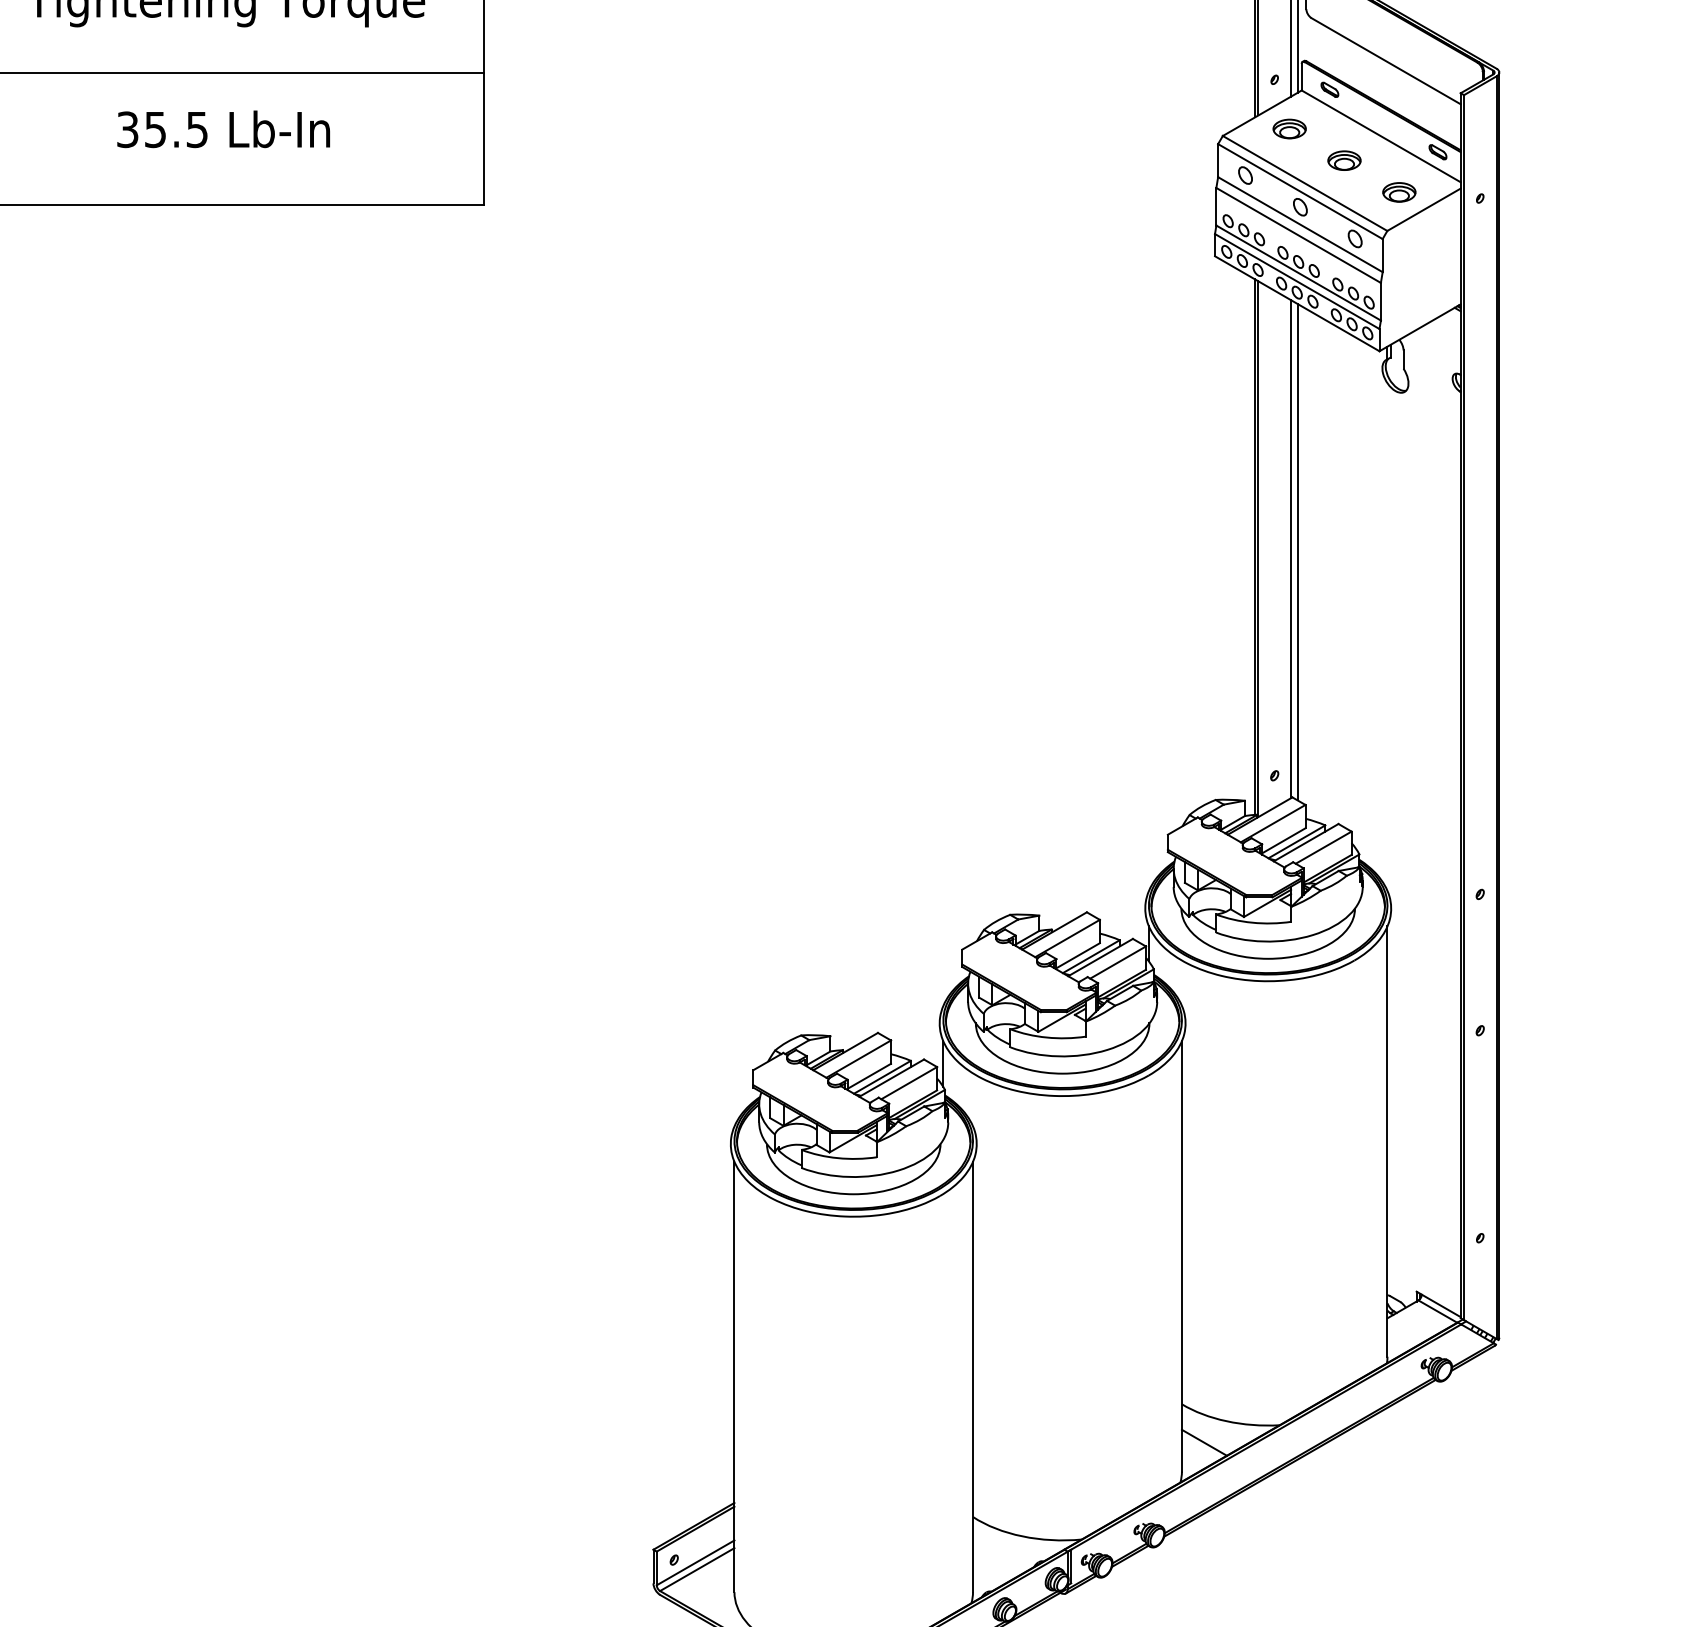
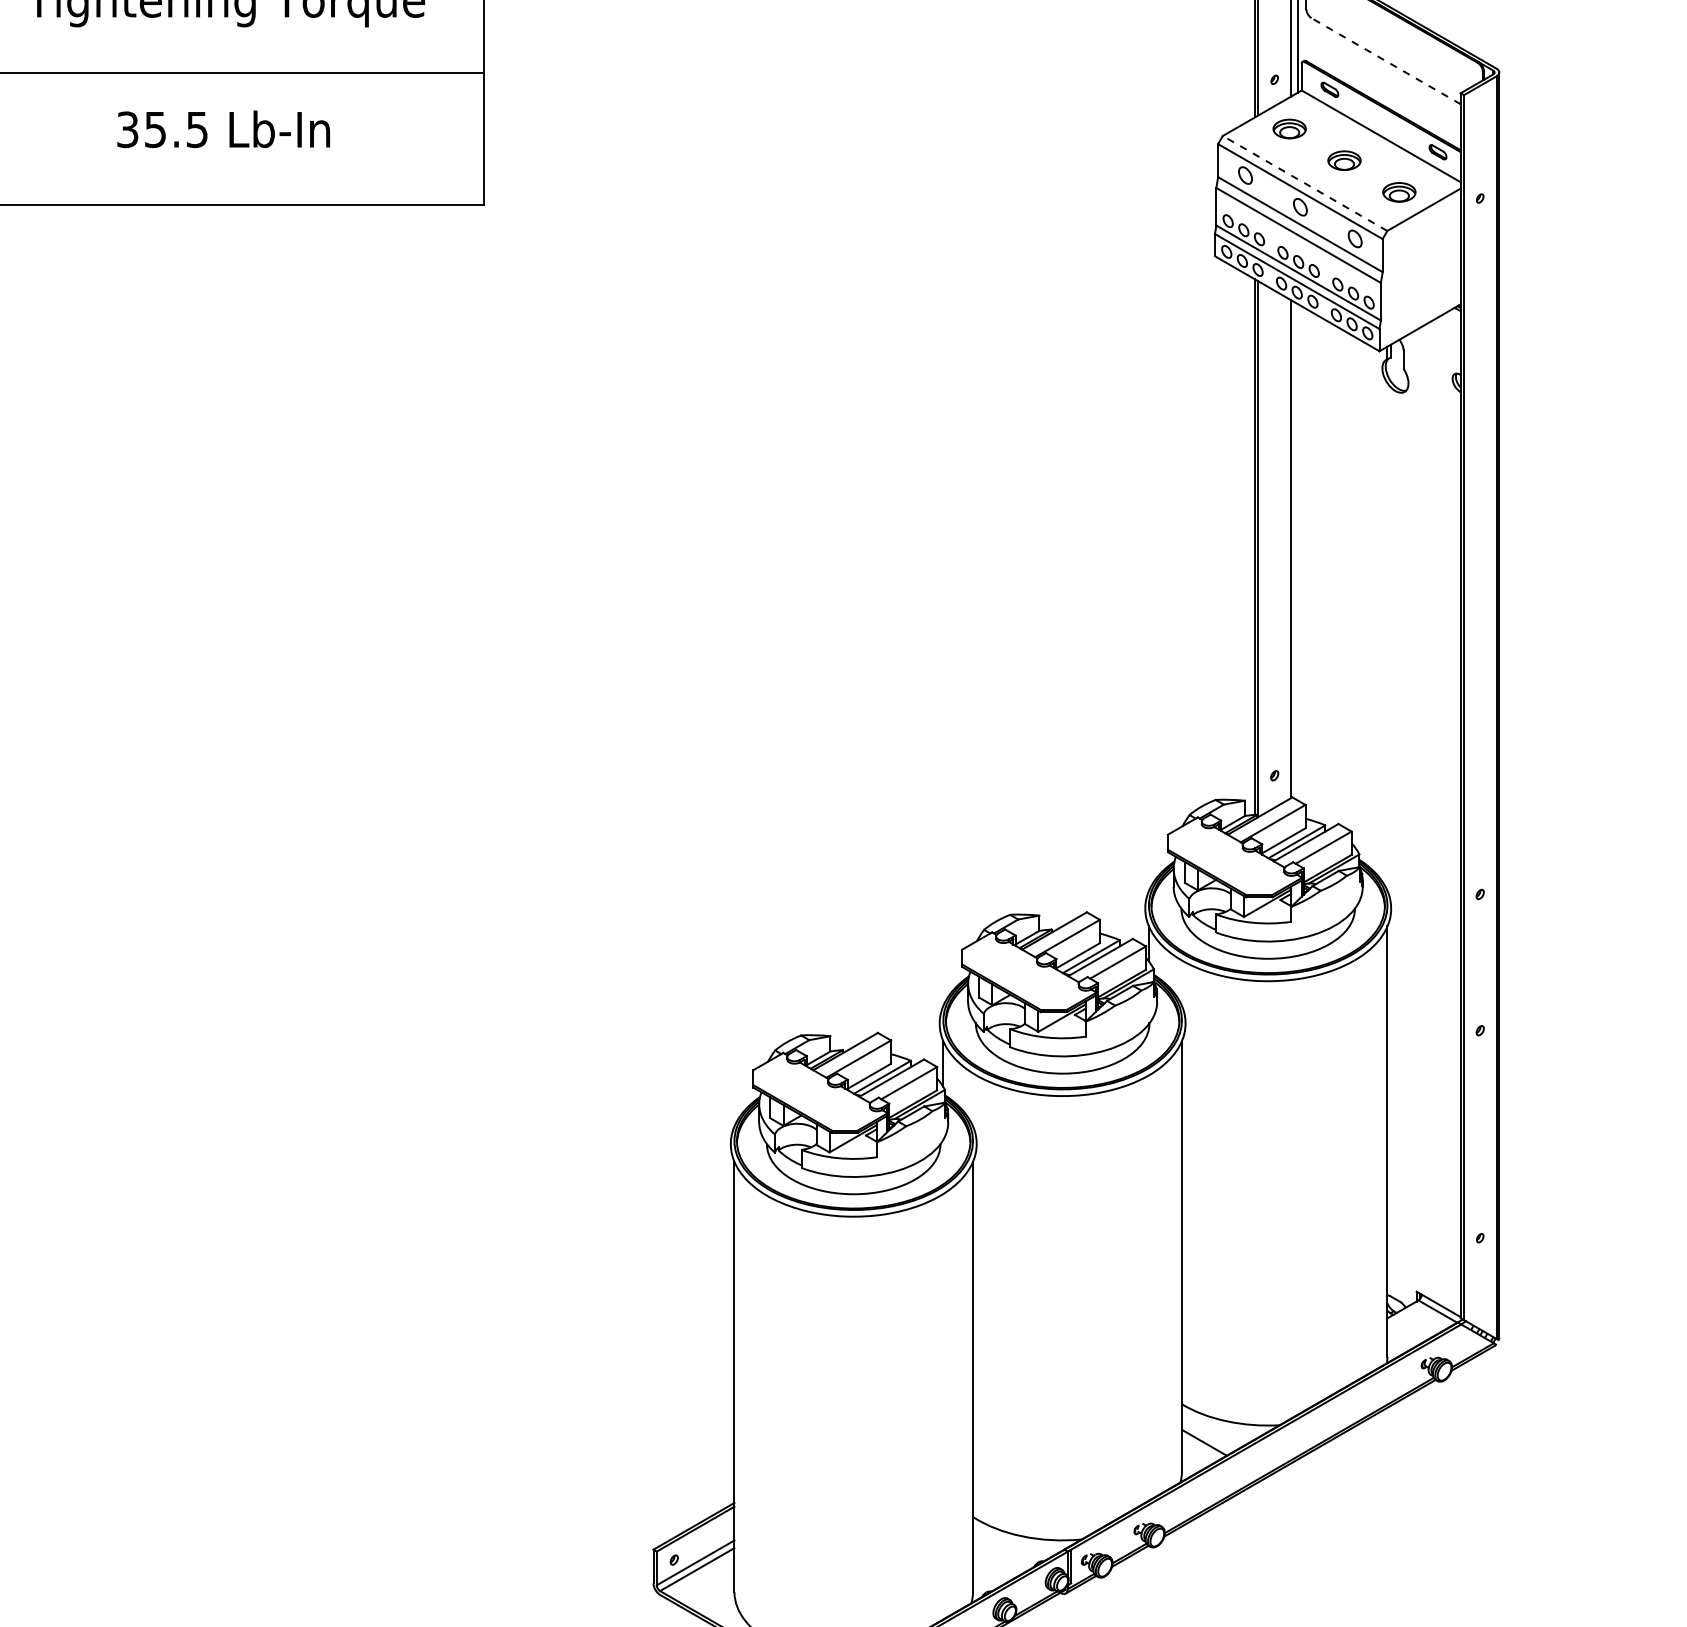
line: solid -> dashed (1385, 60)
line: solid -> dashed (1305, 183)
line: present -> none (1297, 552)
